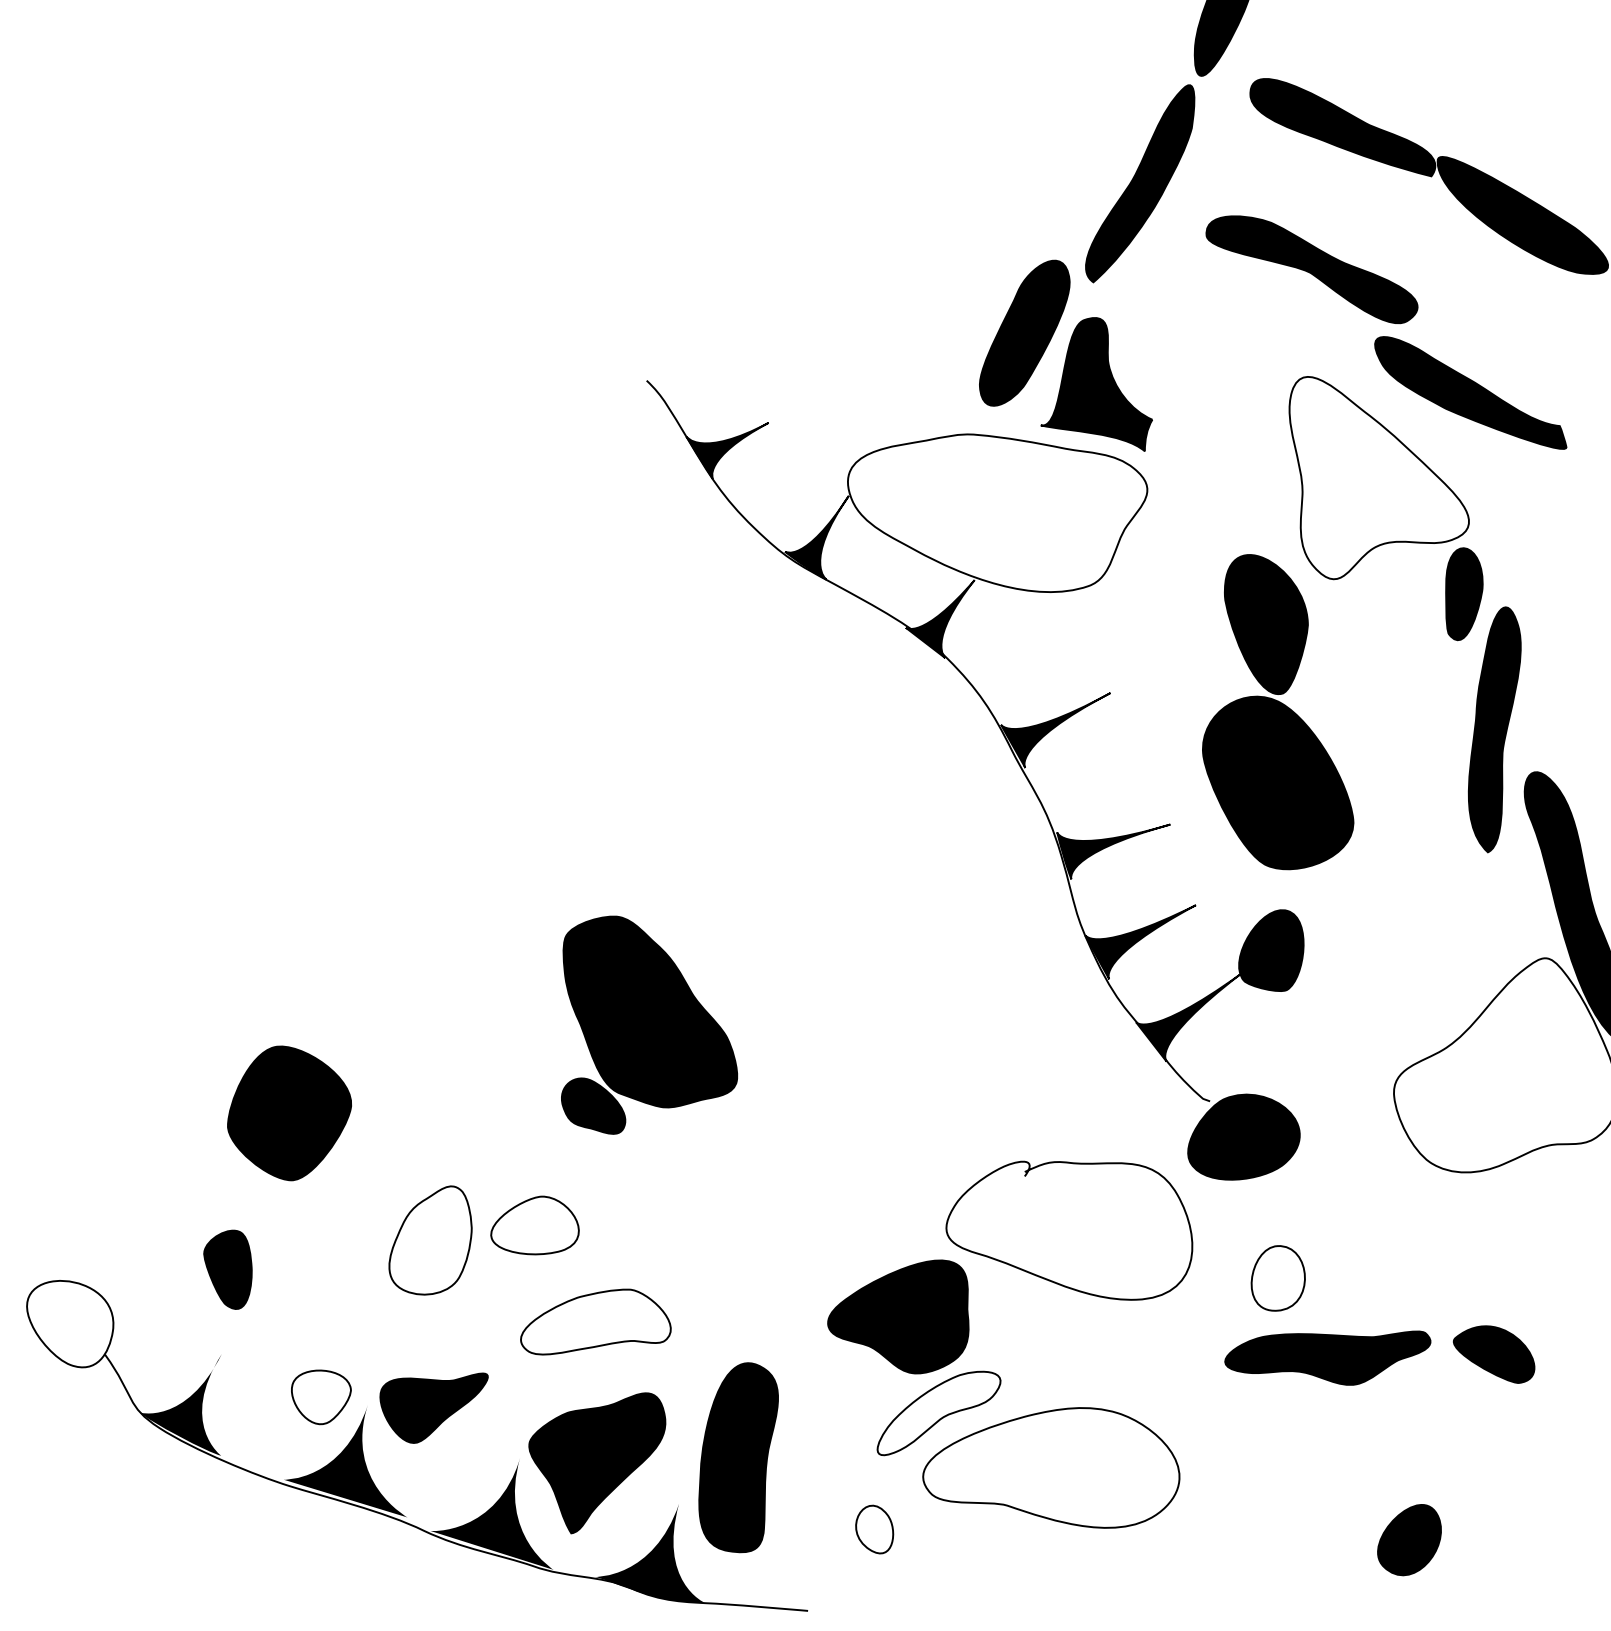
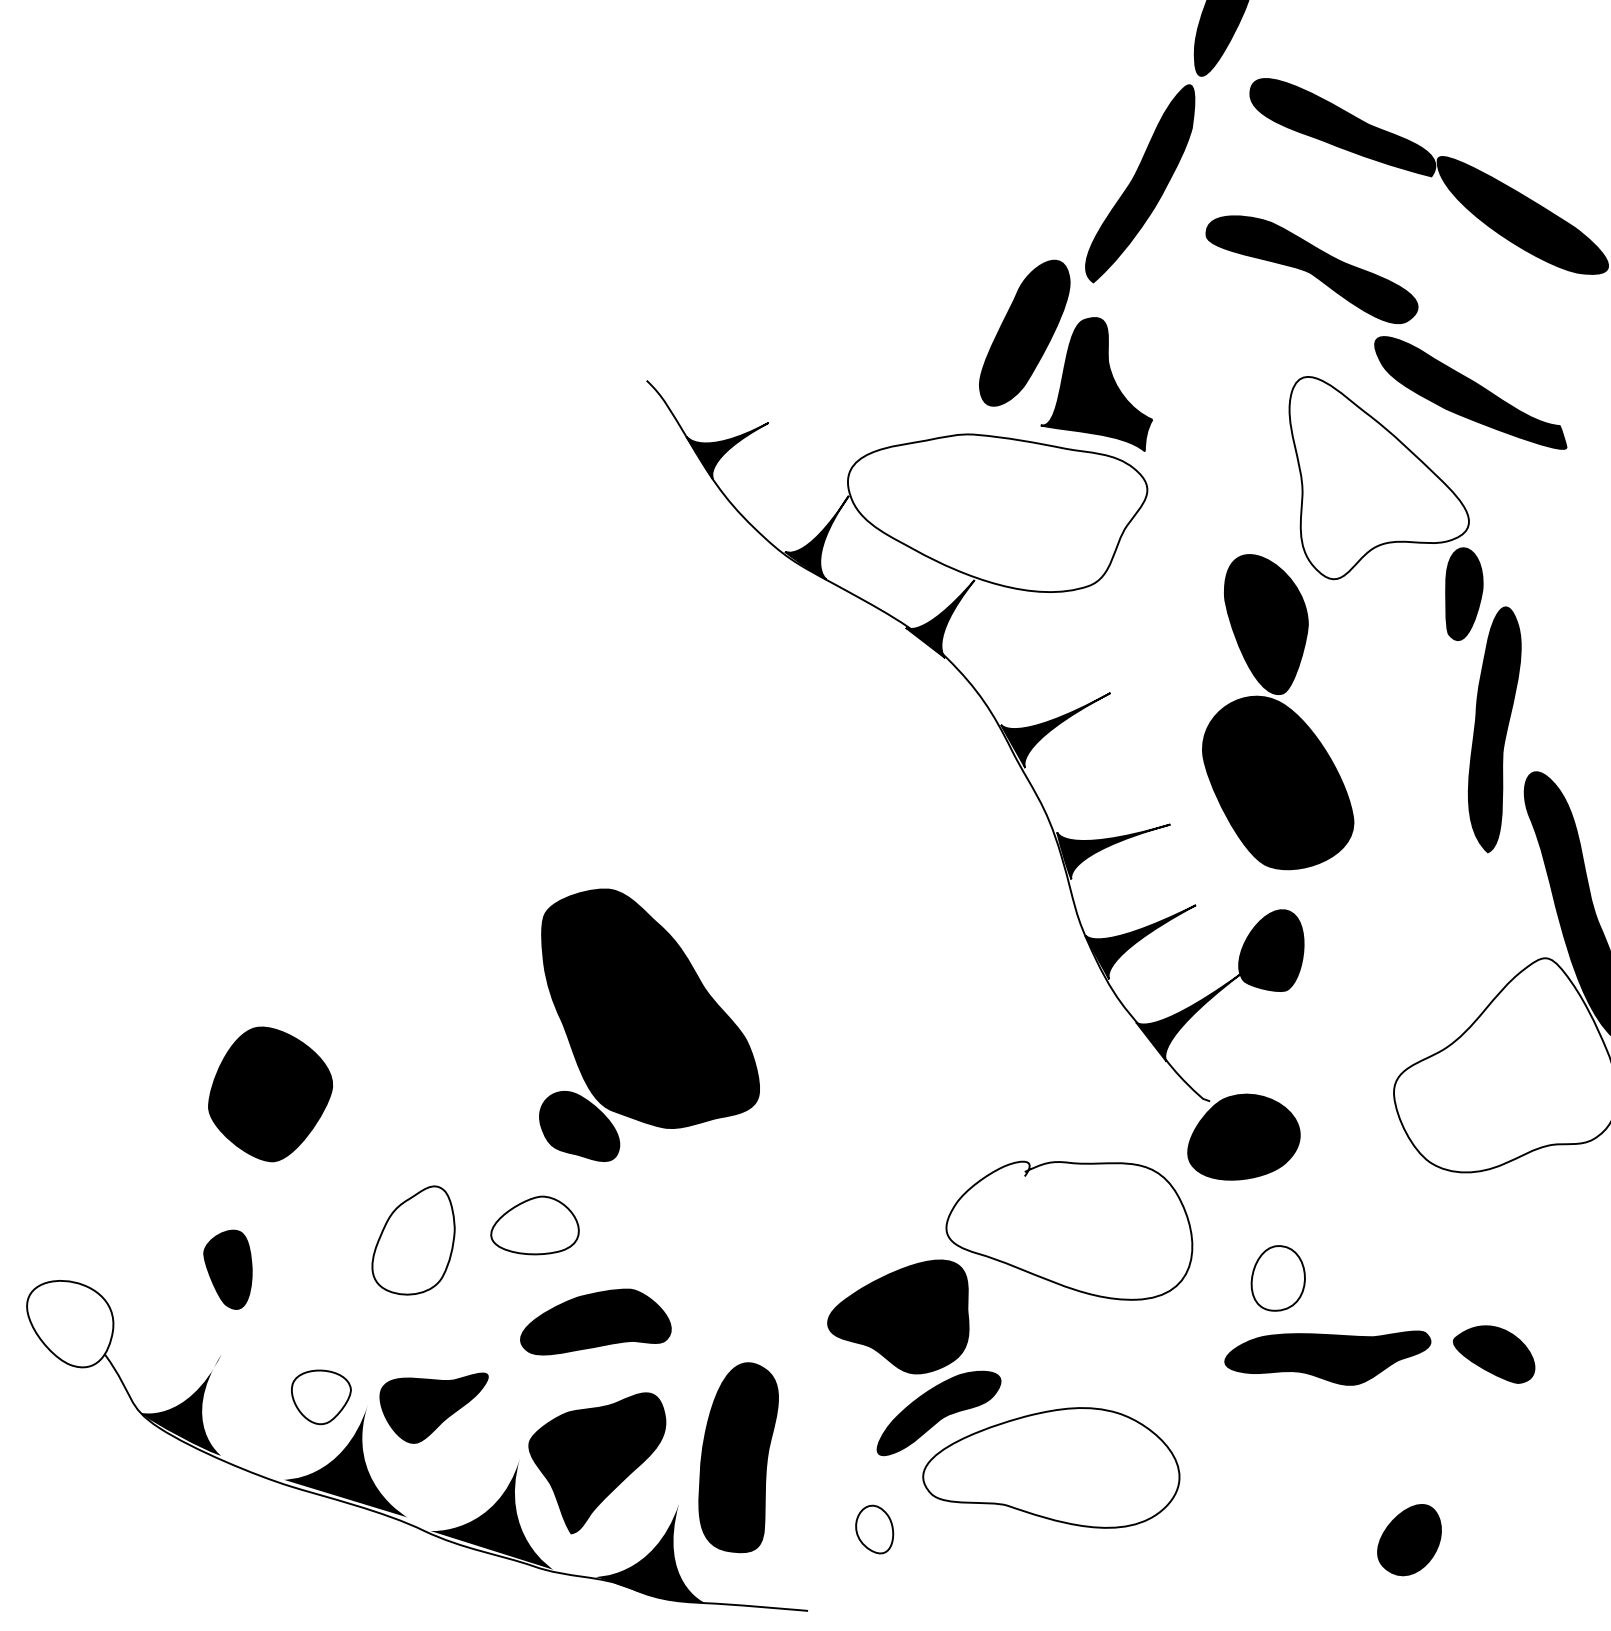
part size: 178x220 px -> 221x274 px (649, 1024)
part position: (289, 1113) -> (270, 1094) (270, 1094)
part position: (430, 1240) -> (413, 1240) (413, 1240)
fill: none -> present (595, 1321)
fill: none -> present (938, 1413)
